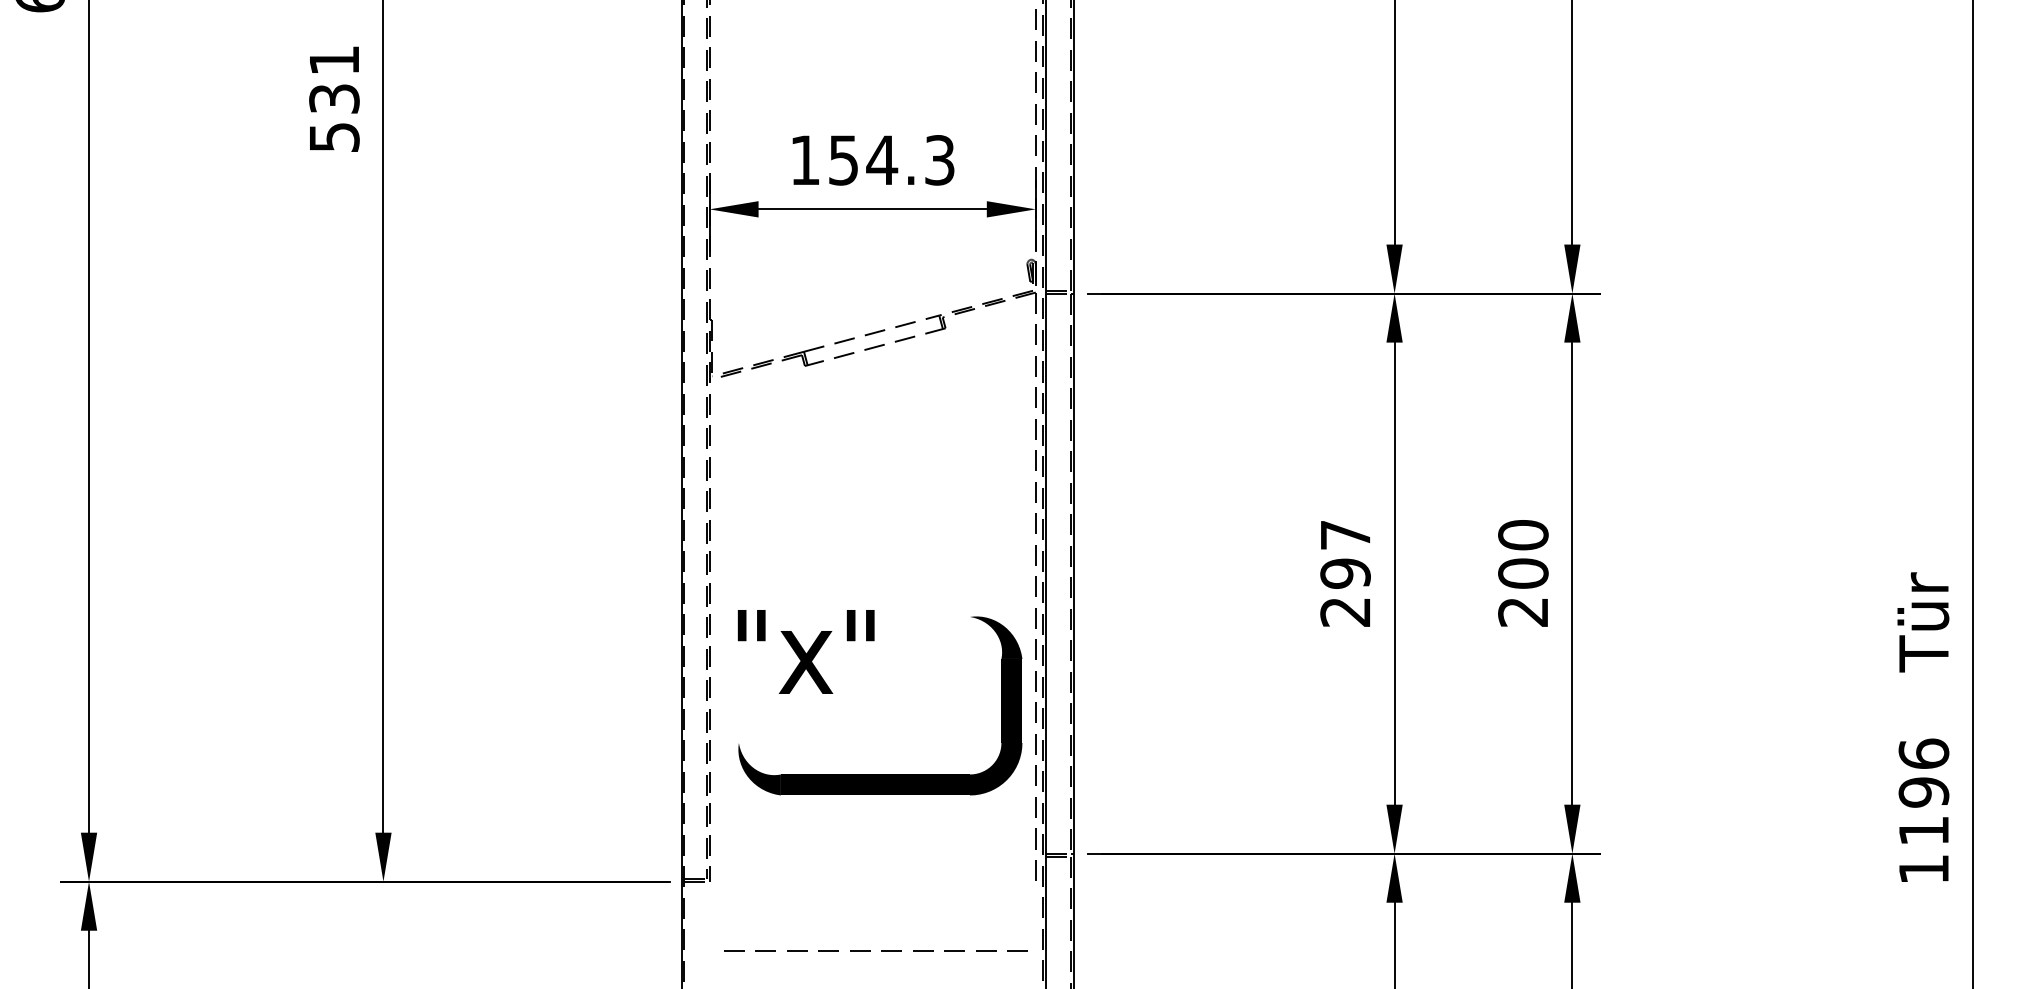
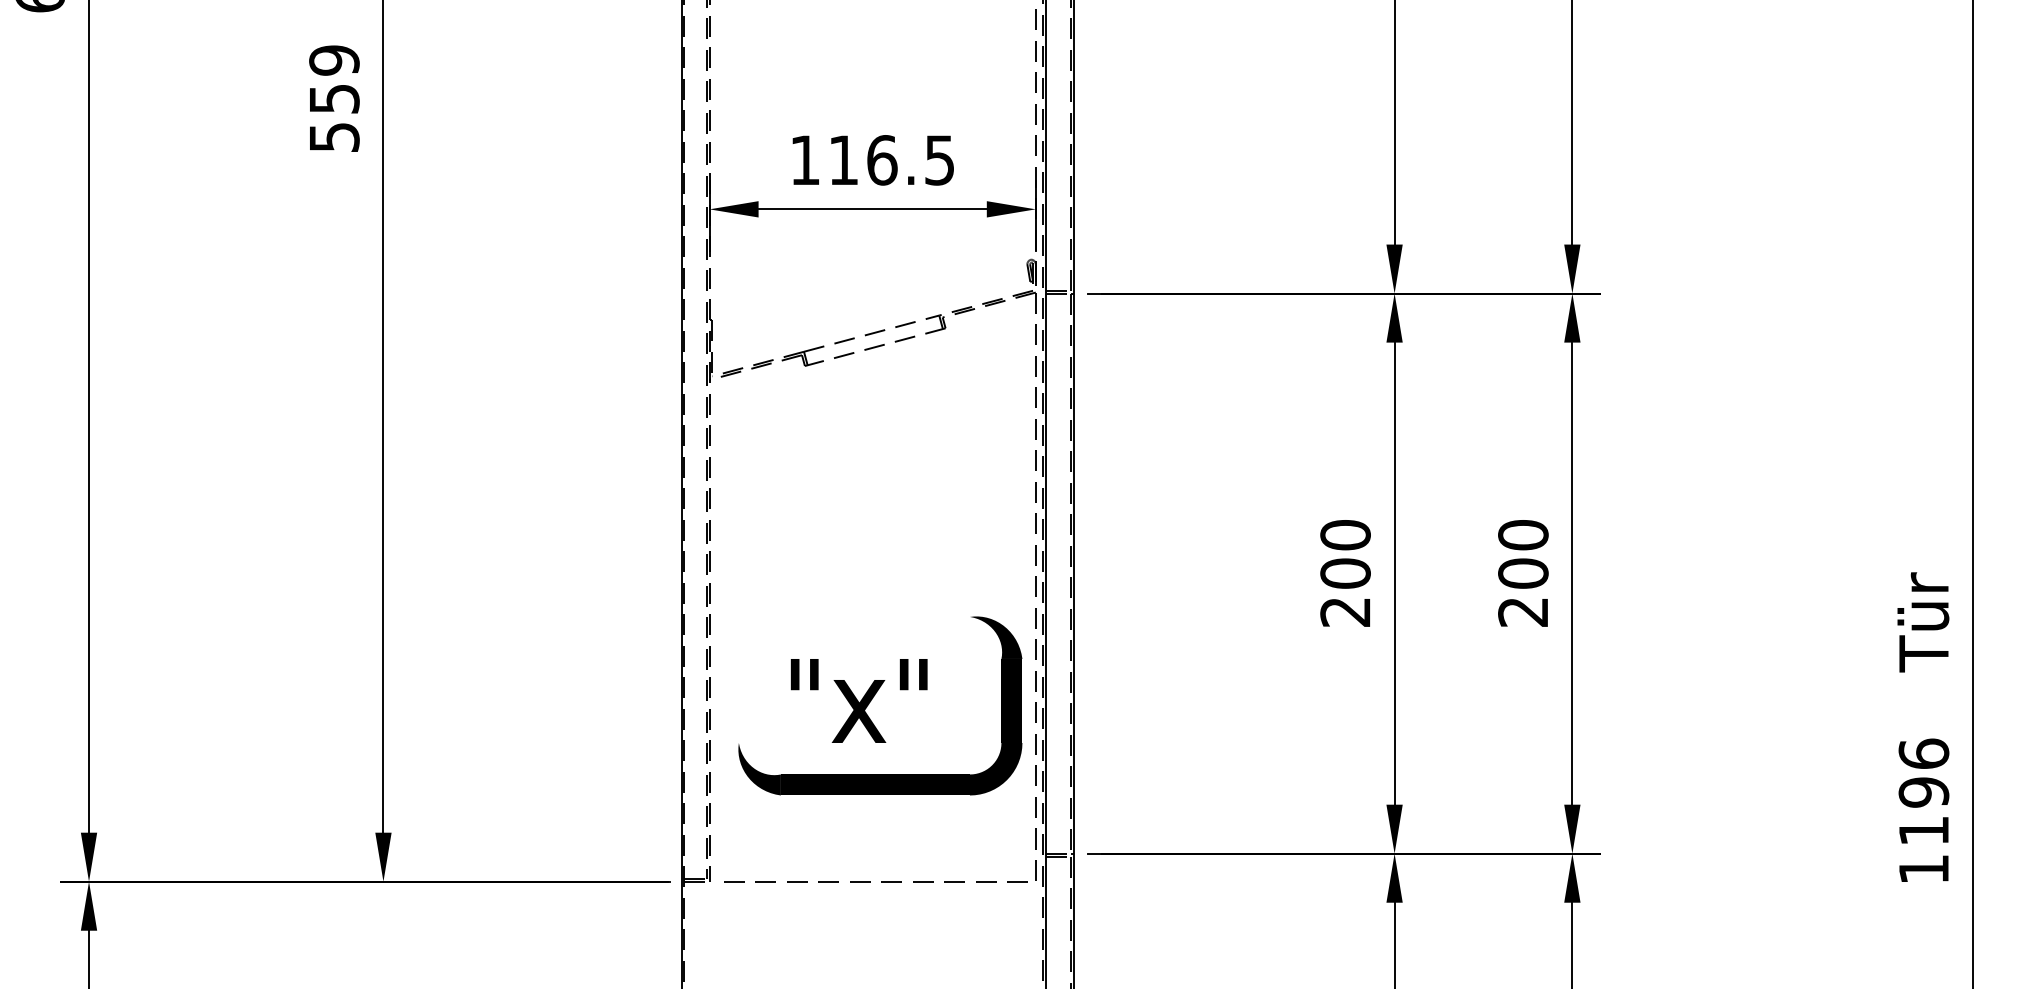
text: 531 -> 559 (334, 79)
text: 154.3 -> 116.5 (891, 160)
text: 297 -> 200 (1345, 554)
text position: (805, 651) -> (858, 700) (858, 700)
line position: (870, 950) -> (870, 881) (870, 881)
